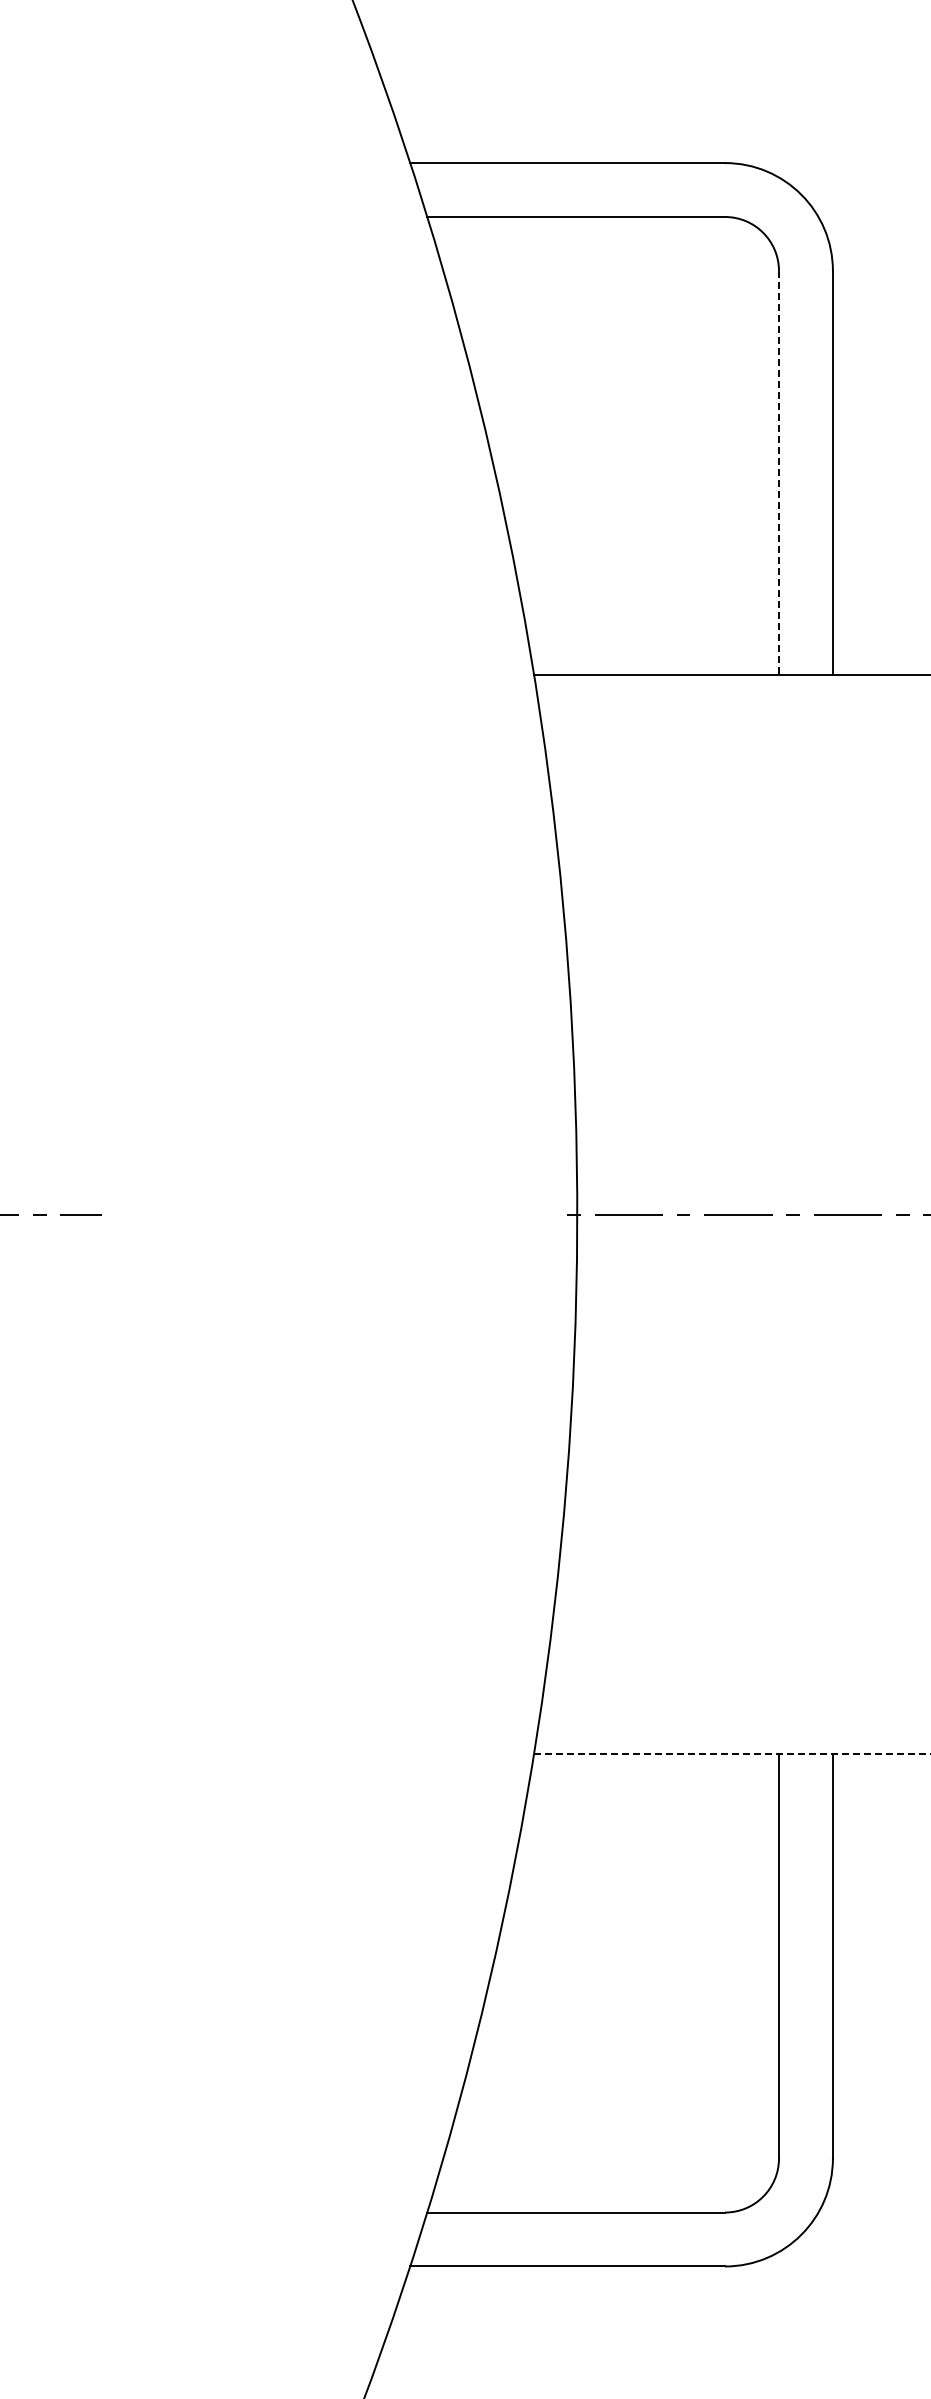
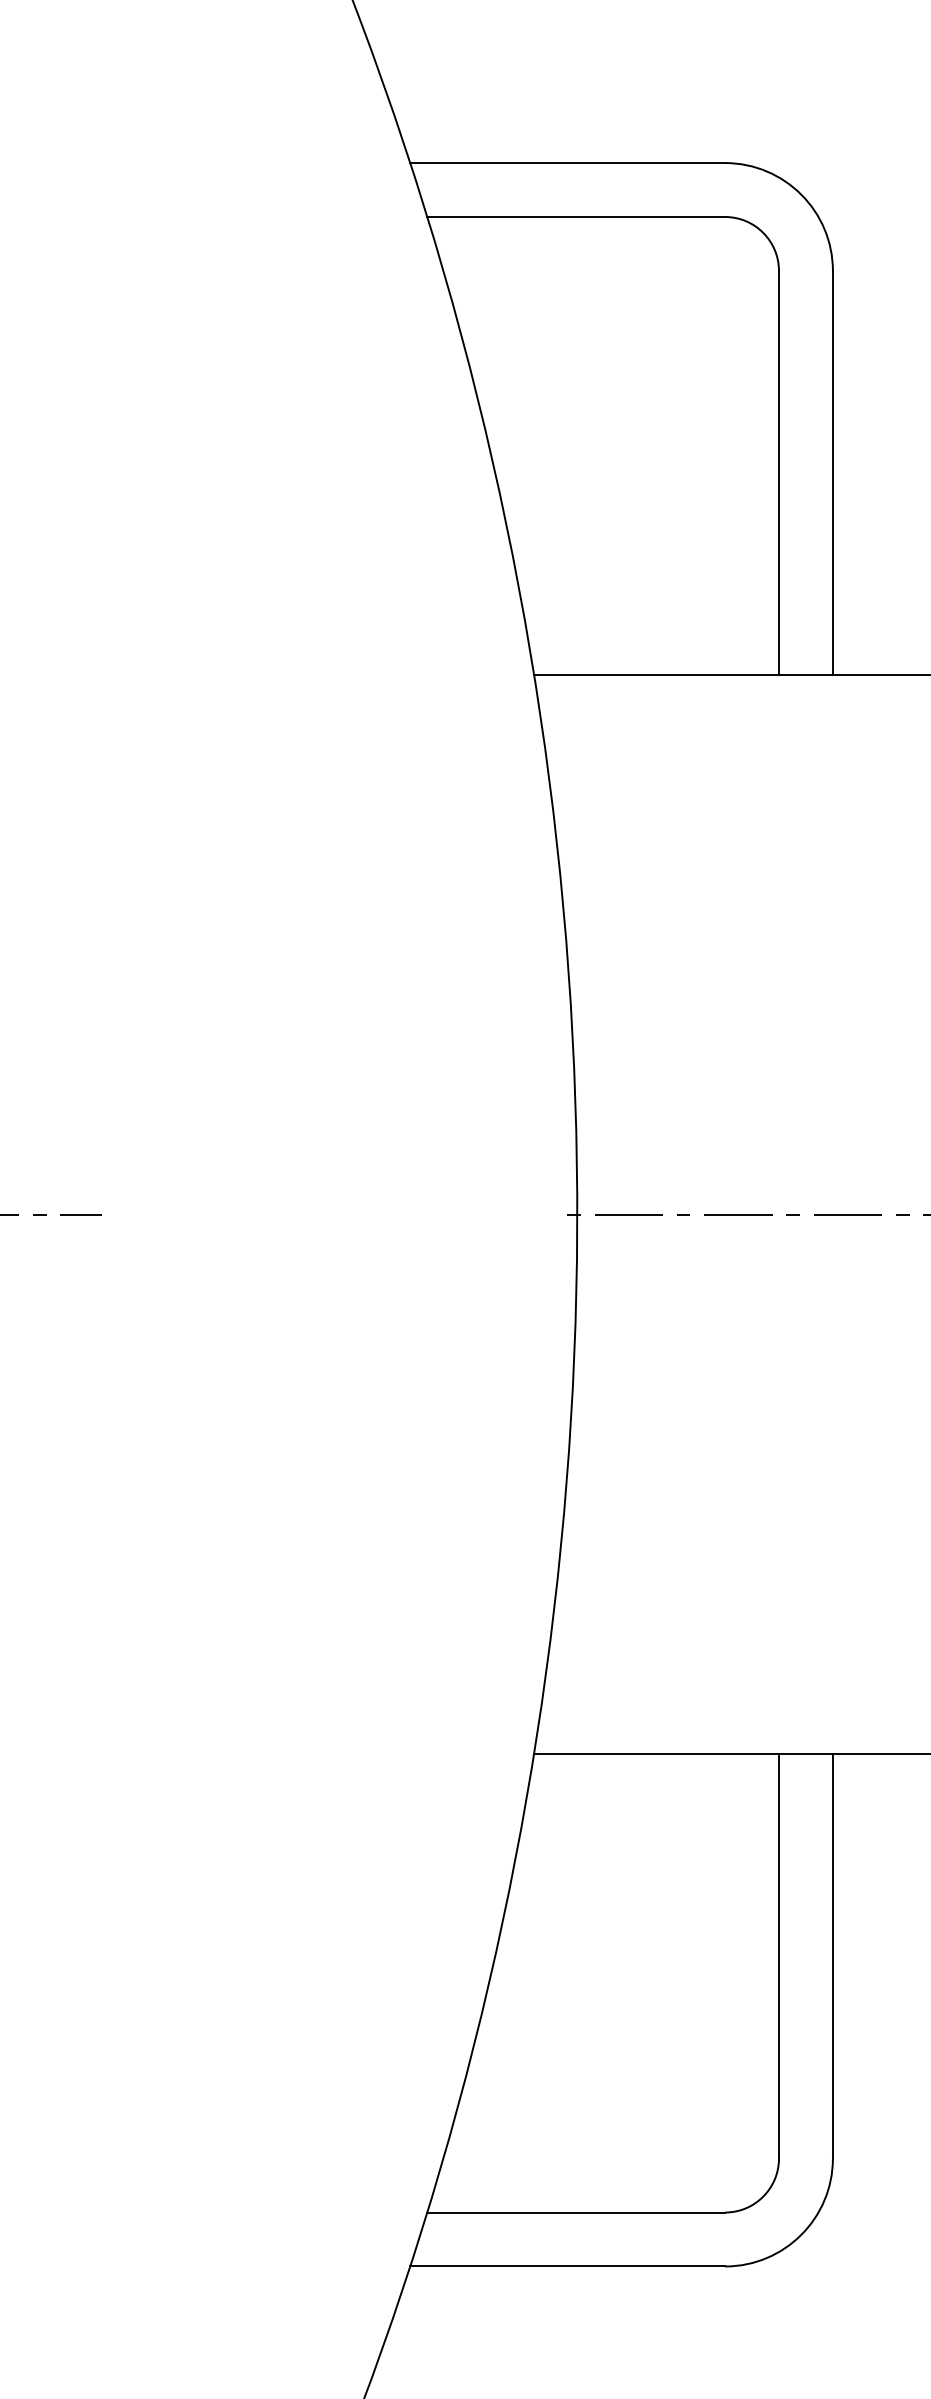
line: dashed -> solid (778, 473)
line: dashed -> solid (733, 1754)
